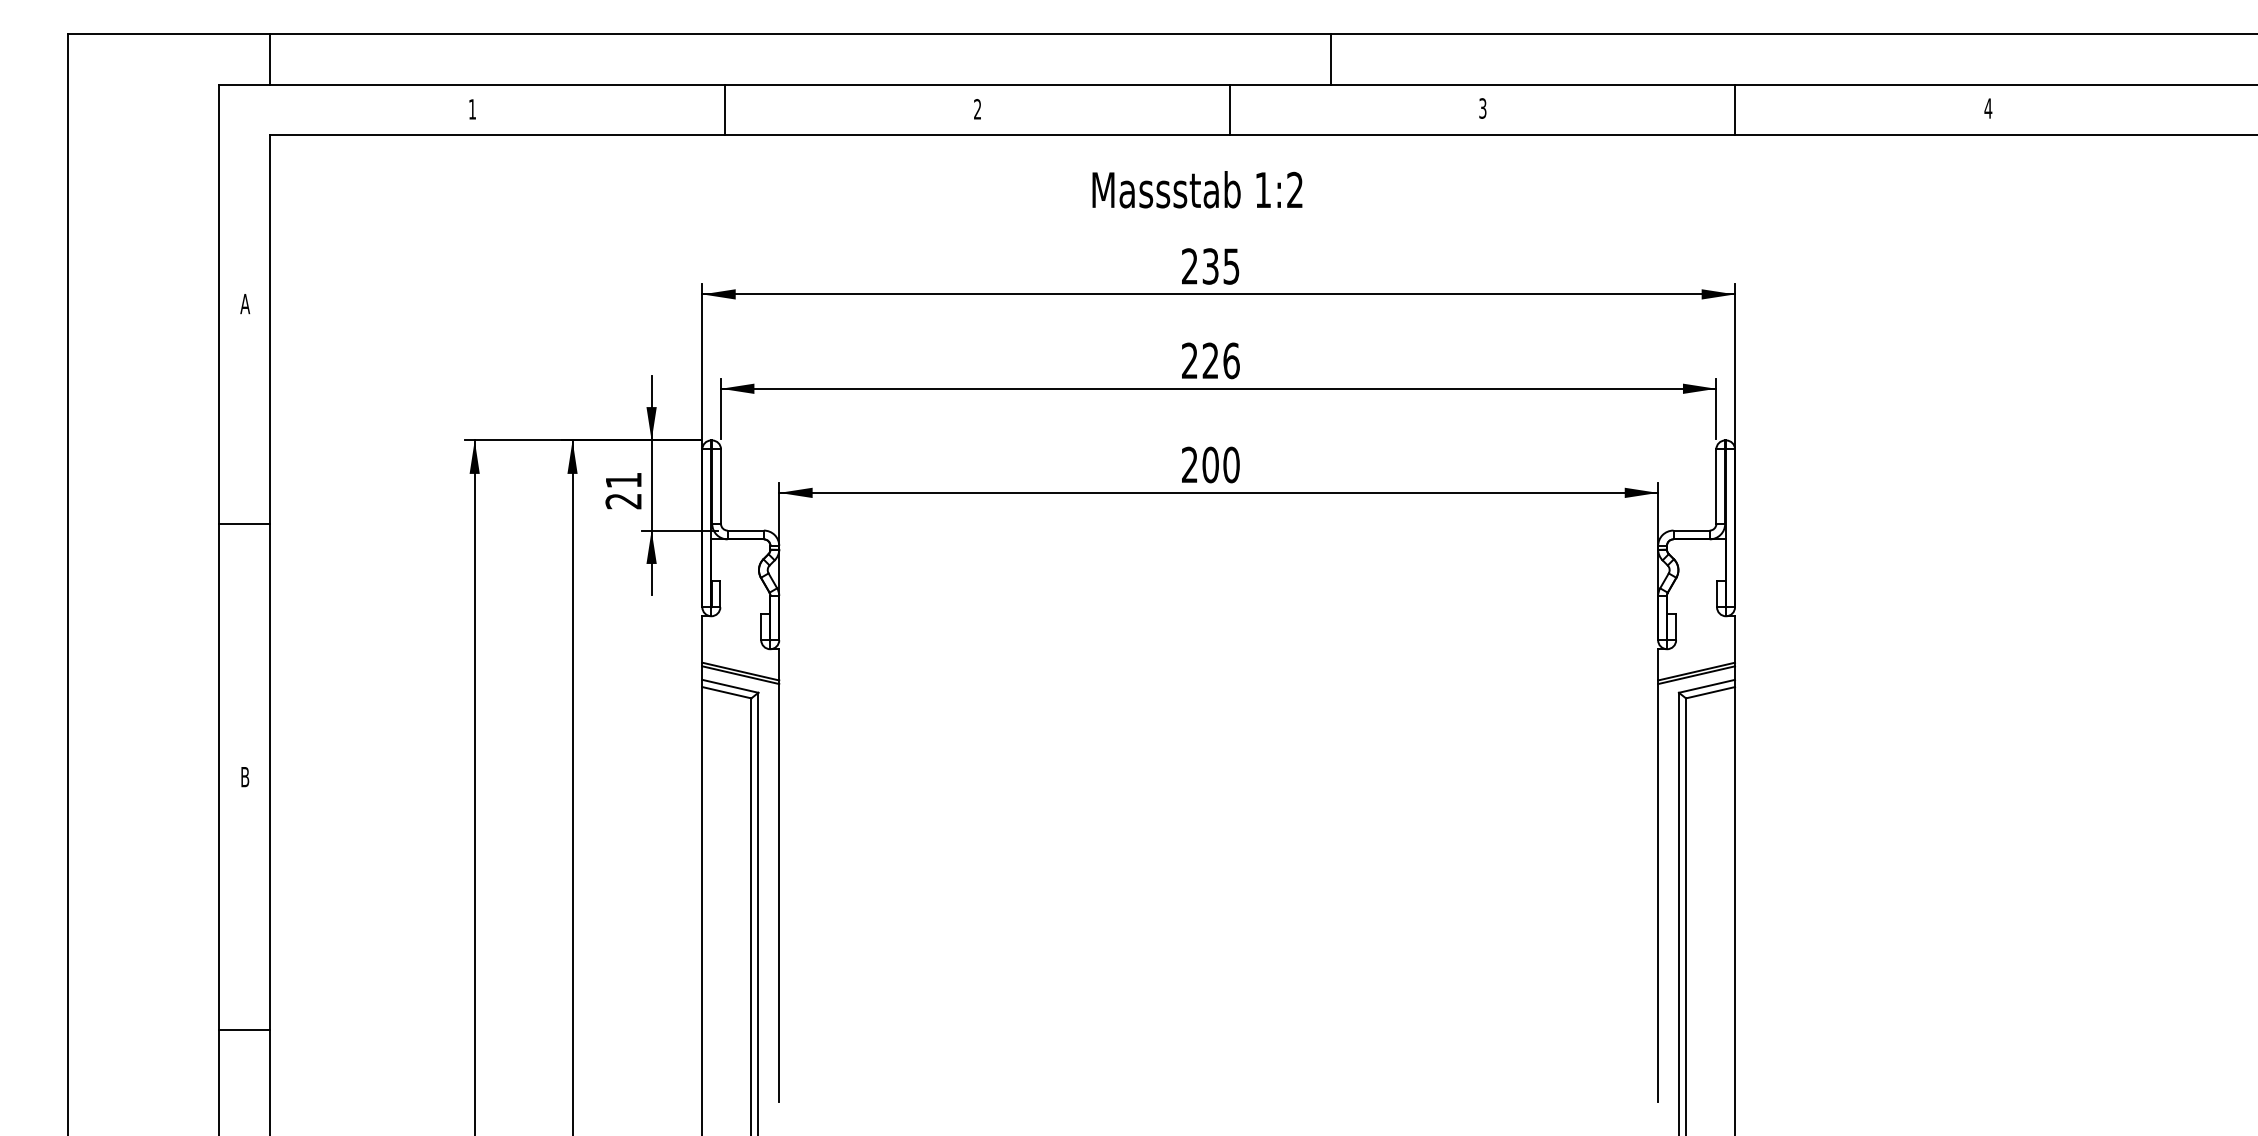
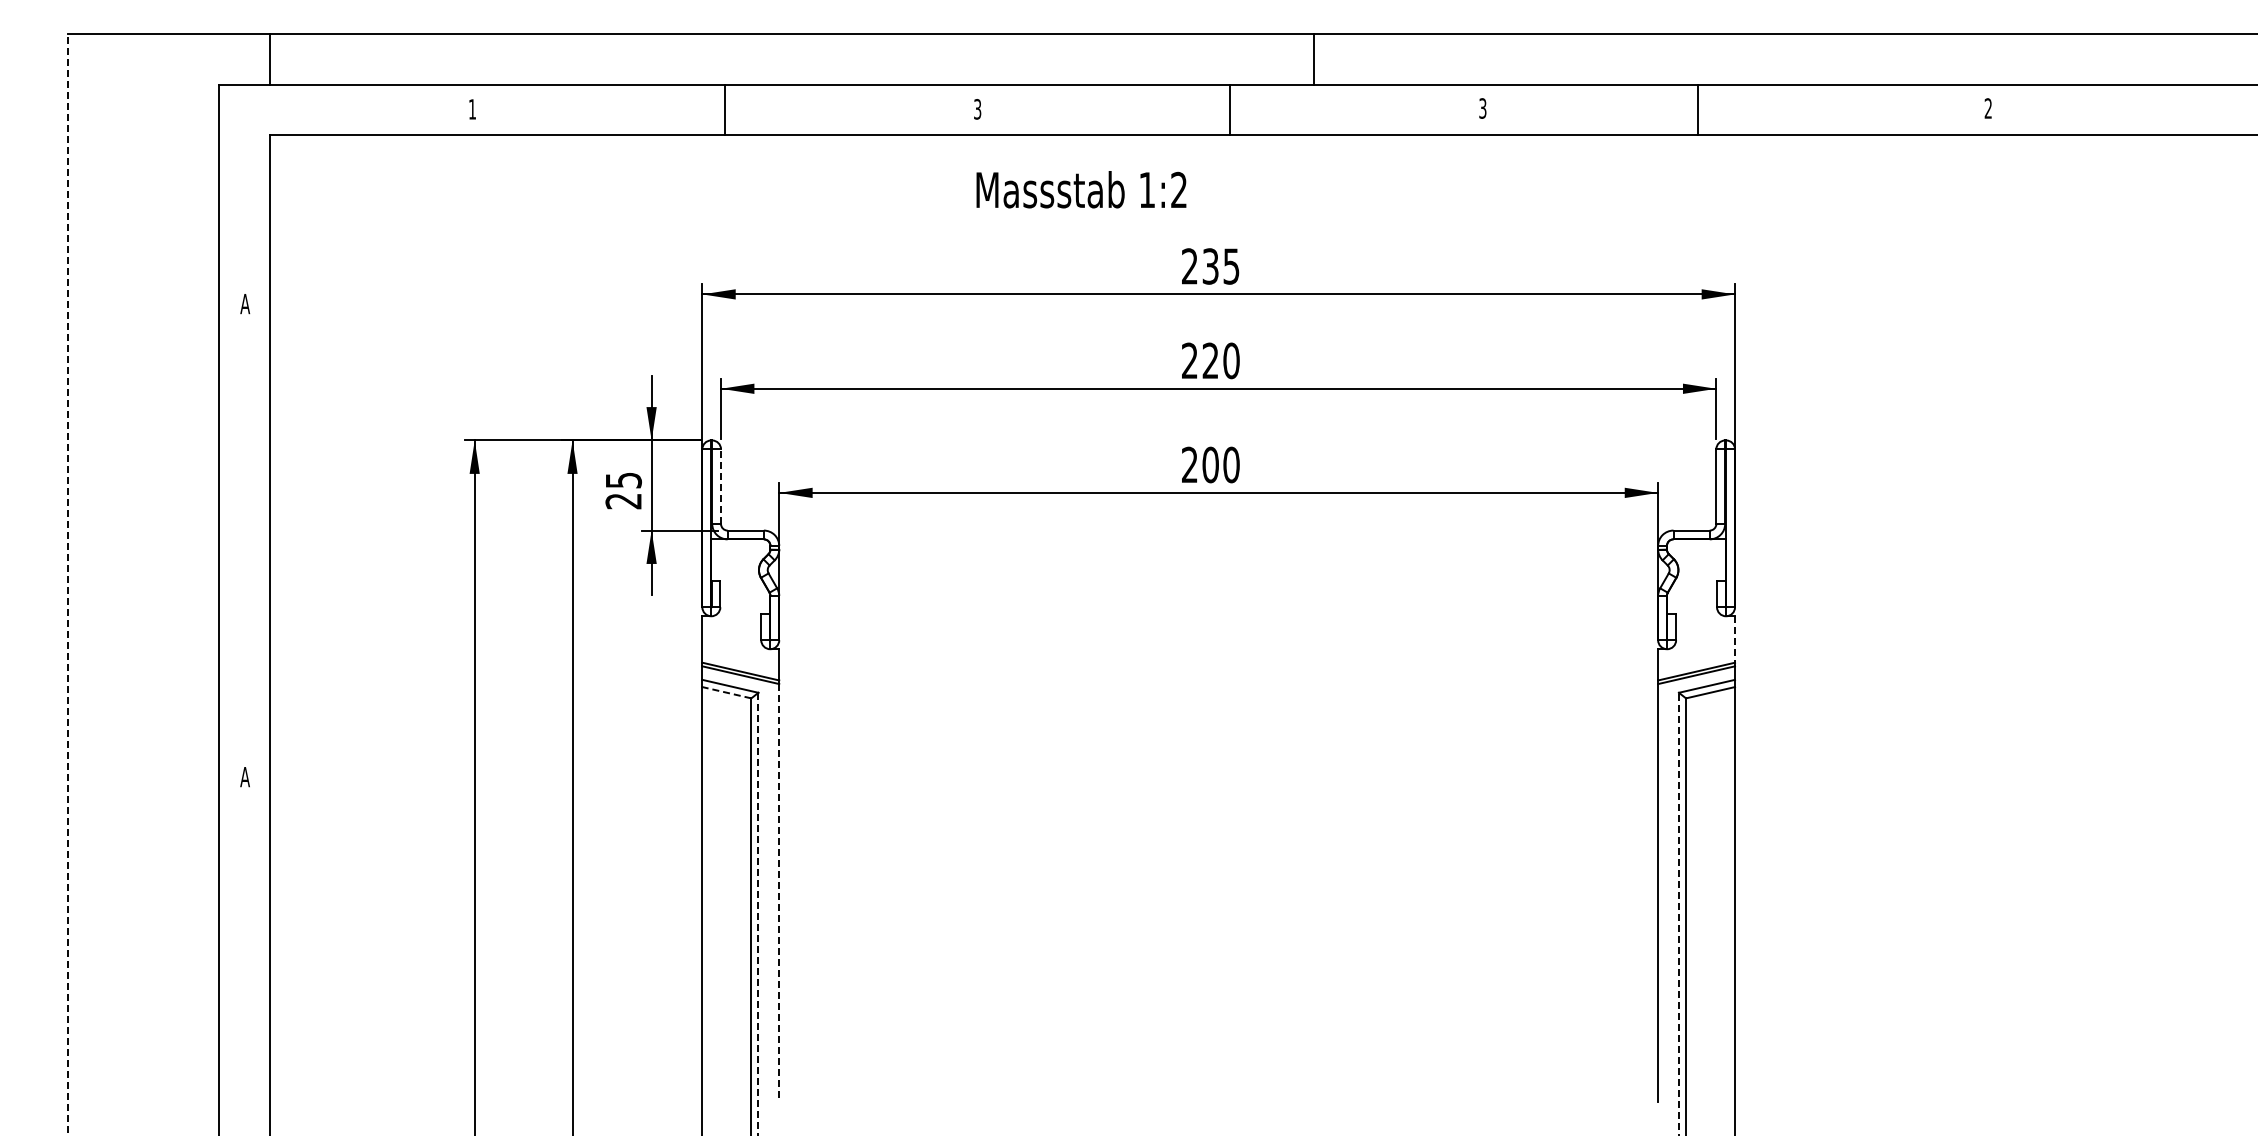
line position: (1331, 59) -> (1314, 59) (1314, 59)
text: 4 -> 2 (1988, 108)
text: 2 -> 3 (977, 109)
line position: (1735, 109) -> (1698, 109) (1698, 109)
text position: (1197, 189) -> (1081, 189) (1081, 189)
text: 226 -> 220 (1231, 360)
text: 21 -> 25 (623, 480)
line: solid -> dashed (721, 486)
line: present -> none (244, 524)
line: solid -> dashed (67, 584)
line: solid -> dashed (1735, 639)
line: solid -> dashed (726, 692)
text: B -> A (244, 777)
line: solid -> dashed (779, 892)
line: solid -> dashed (1678, 913)
line: solid -> dashed (758, 914)
line: present -> none (244, 1029)
